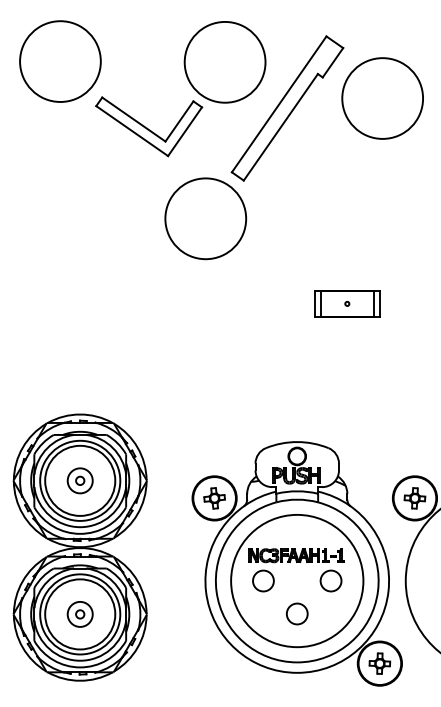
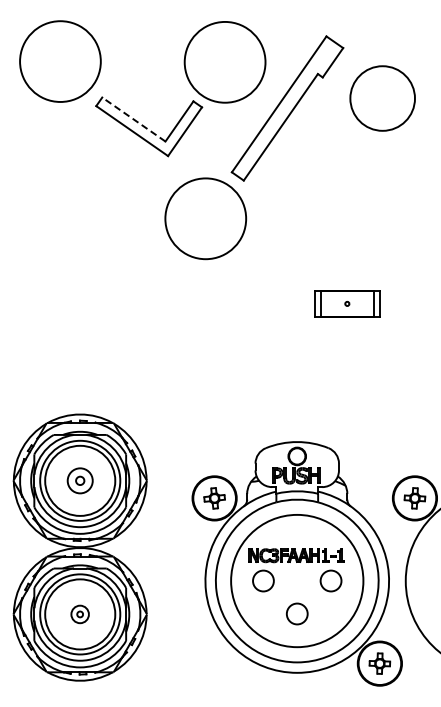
circle diameter: 81 px -> 65 px (382, 98)
line: solid -> dashed (133, 119)
part size: 28x27 px -> 20x21 px (79, 614)
